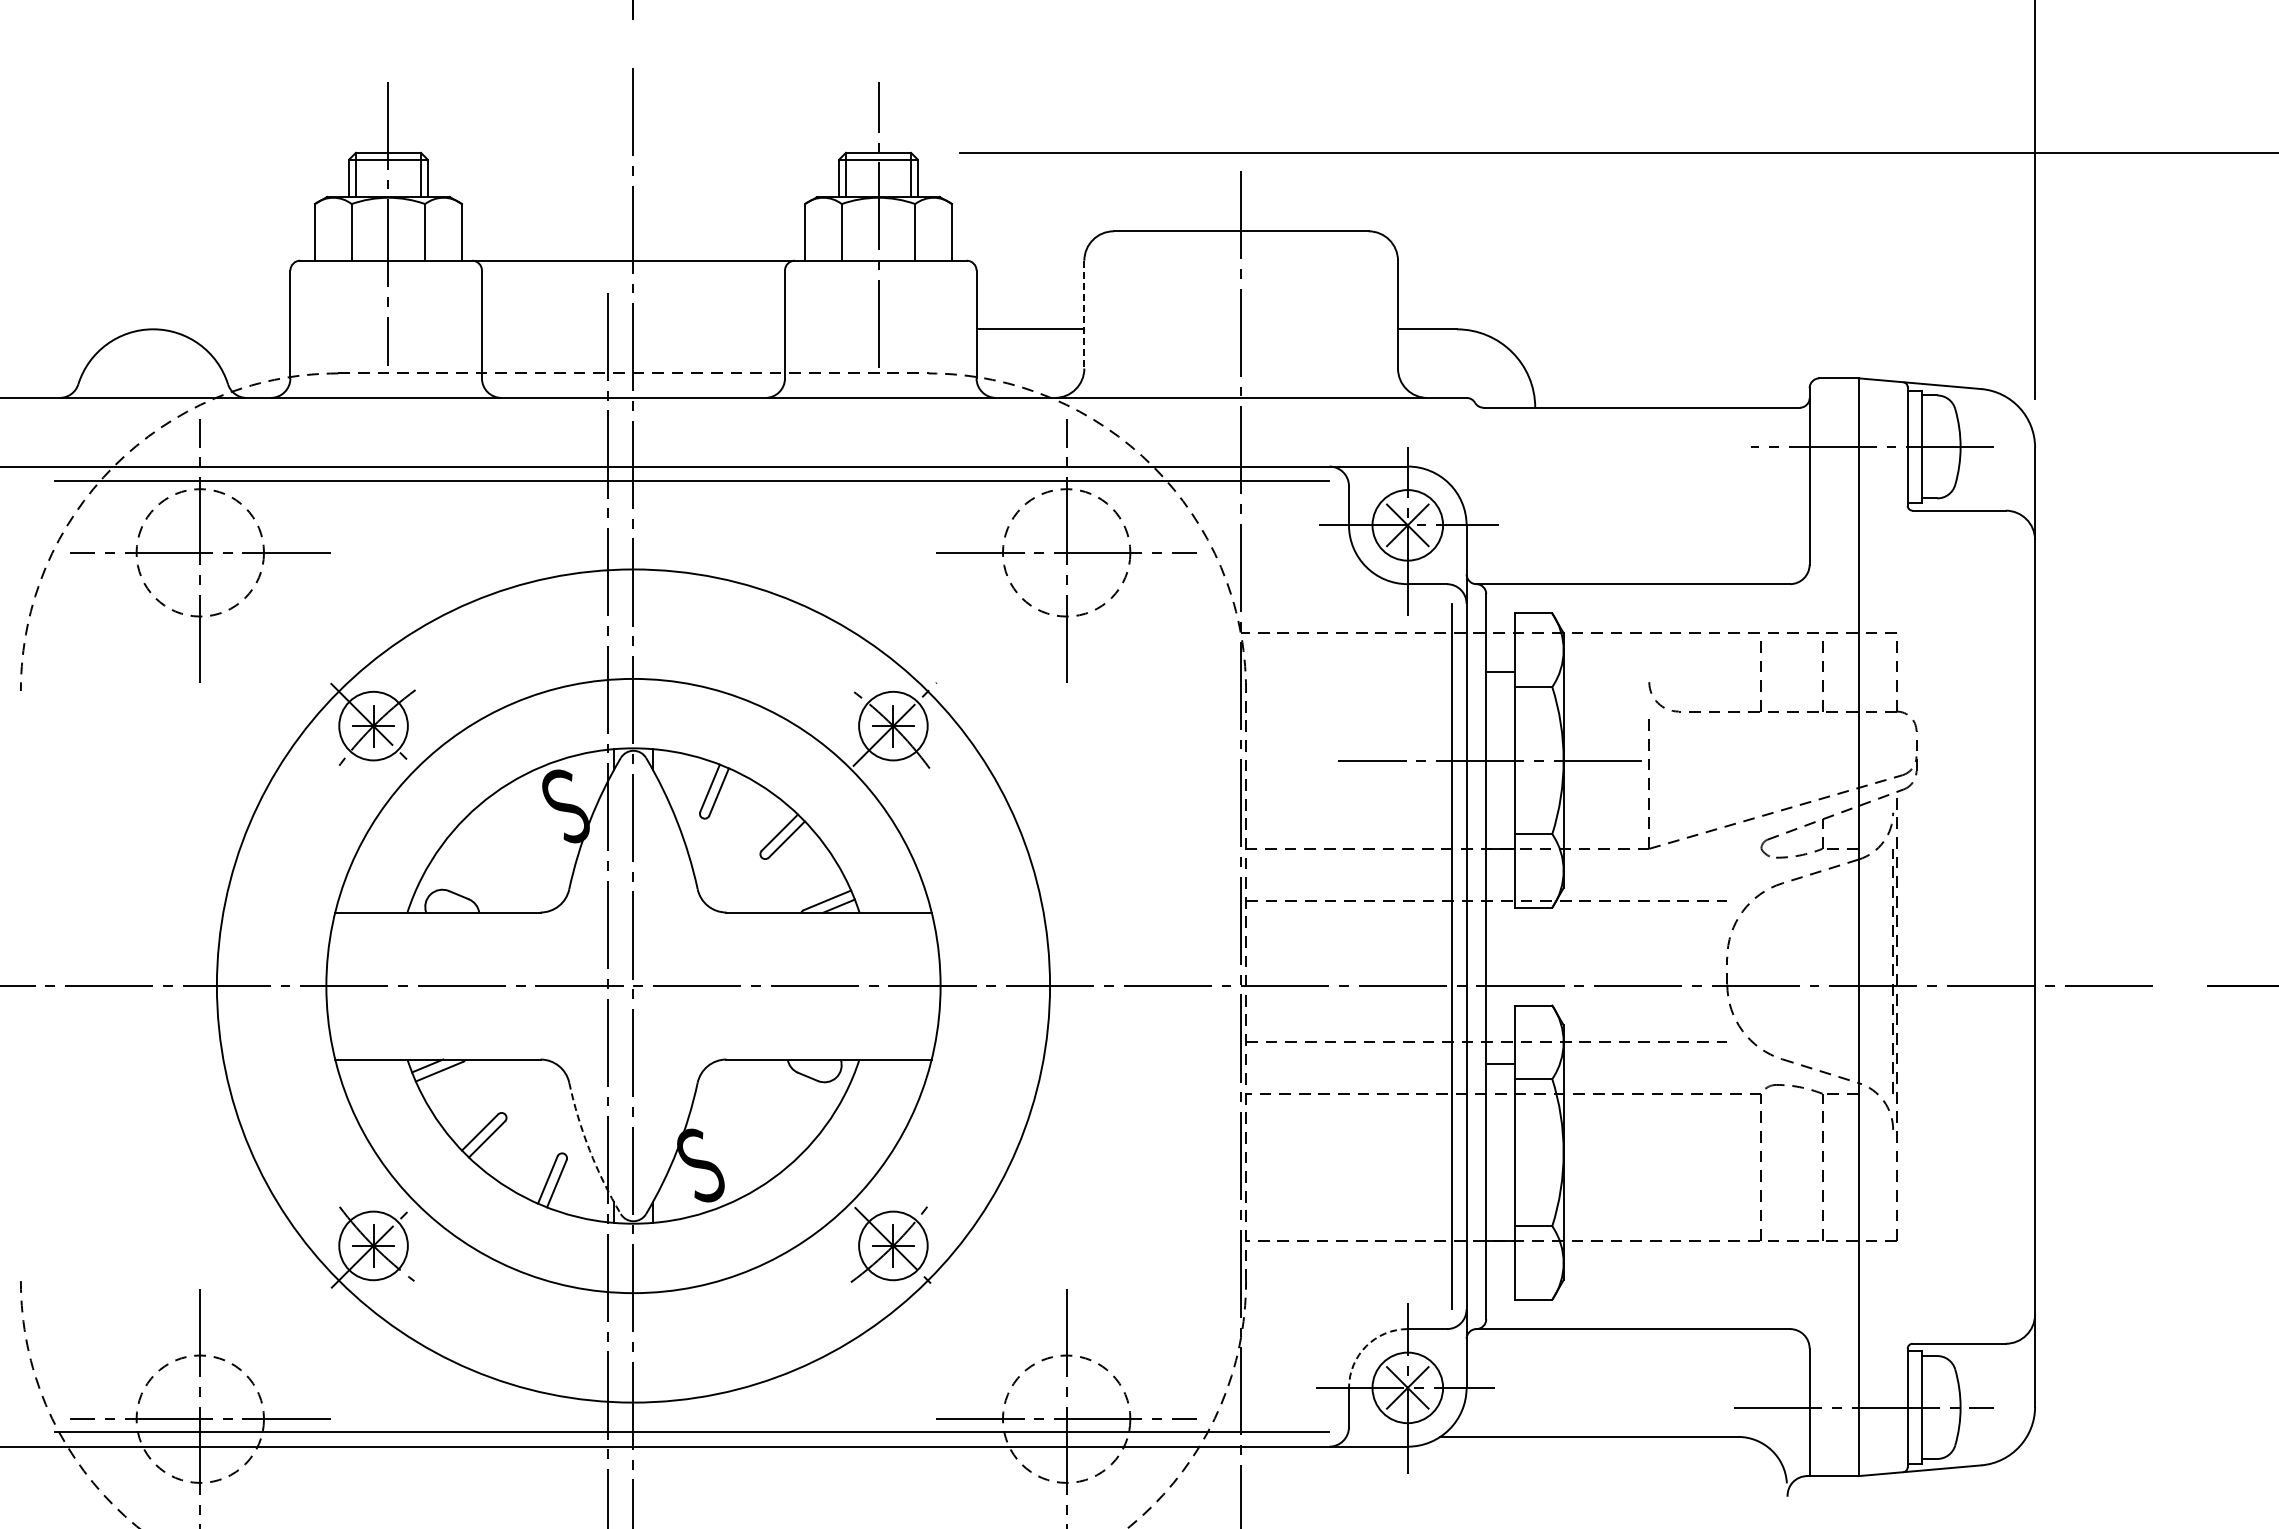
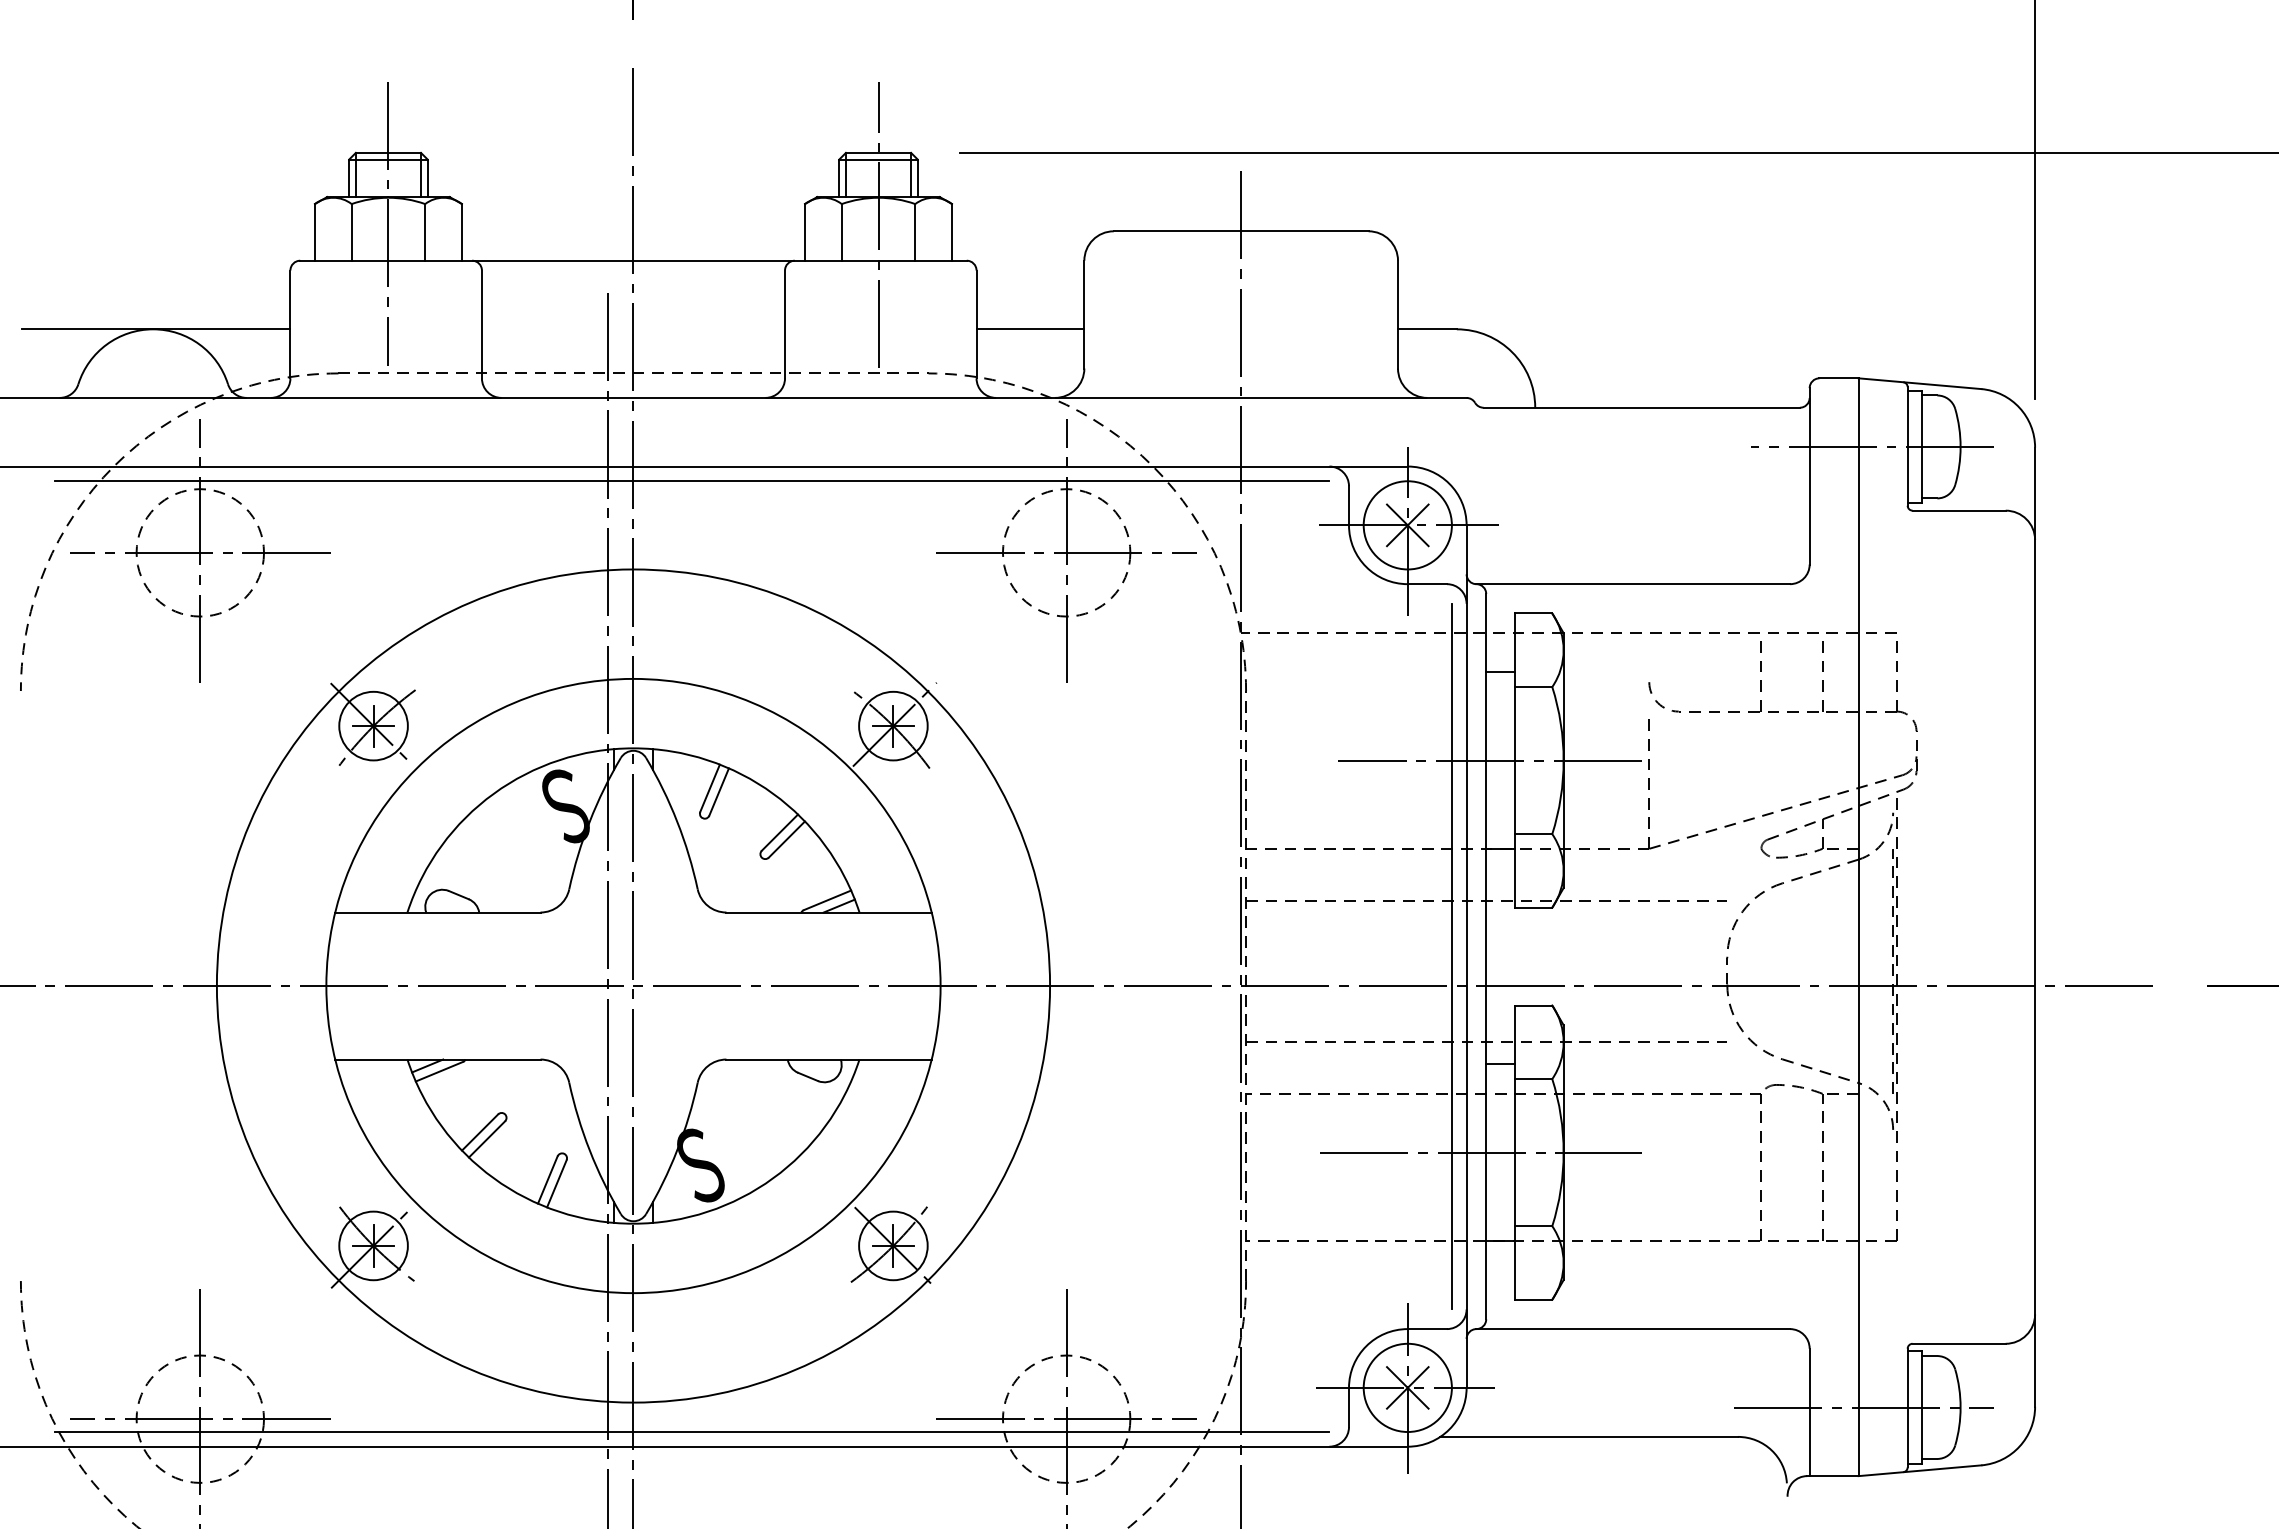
line: dashed -> solid (1084, 314)
line: none -> present (156, 329)
circle diameter: 71 px -> 88 px (1407, 525)
arc: dashed -> solid (589, 1150)
line: none -> present (1480, 1152)
arc: dashed -> solid (1366, 1346)
circle diameter: 71 px -> 88 px (1407, 1387)
